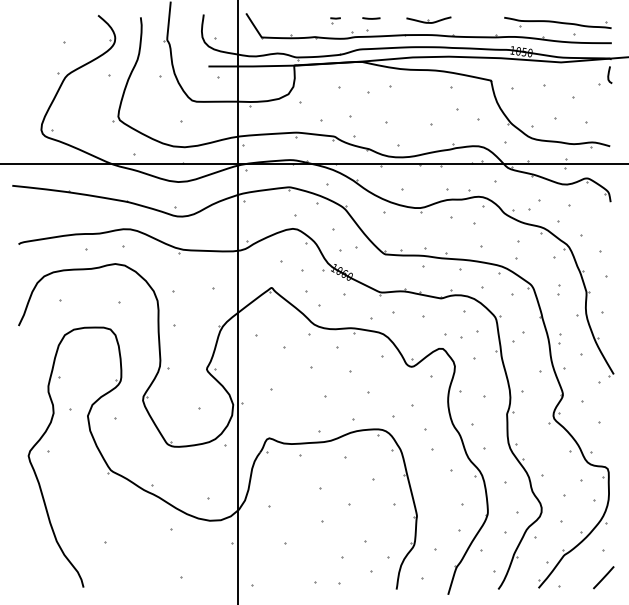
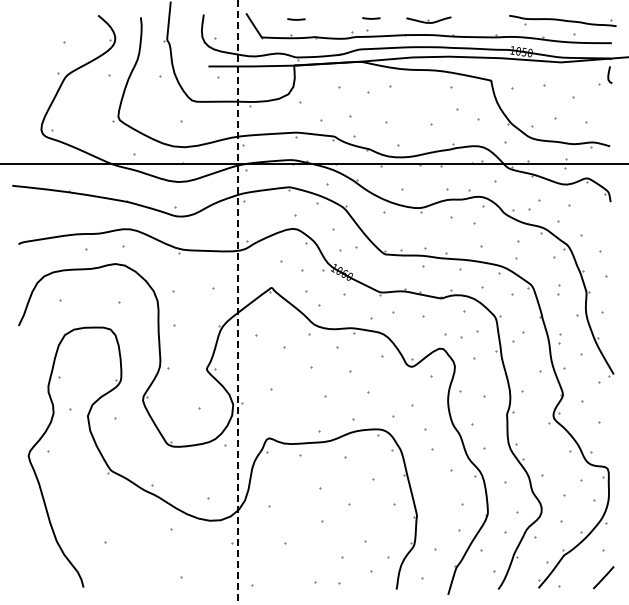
line: none -> present (296, 19)
part: present -> none (335, 20)
part position: (557, 22) -> (562, 20) (562, 20)
line: solid -> dashed (237, 302)
